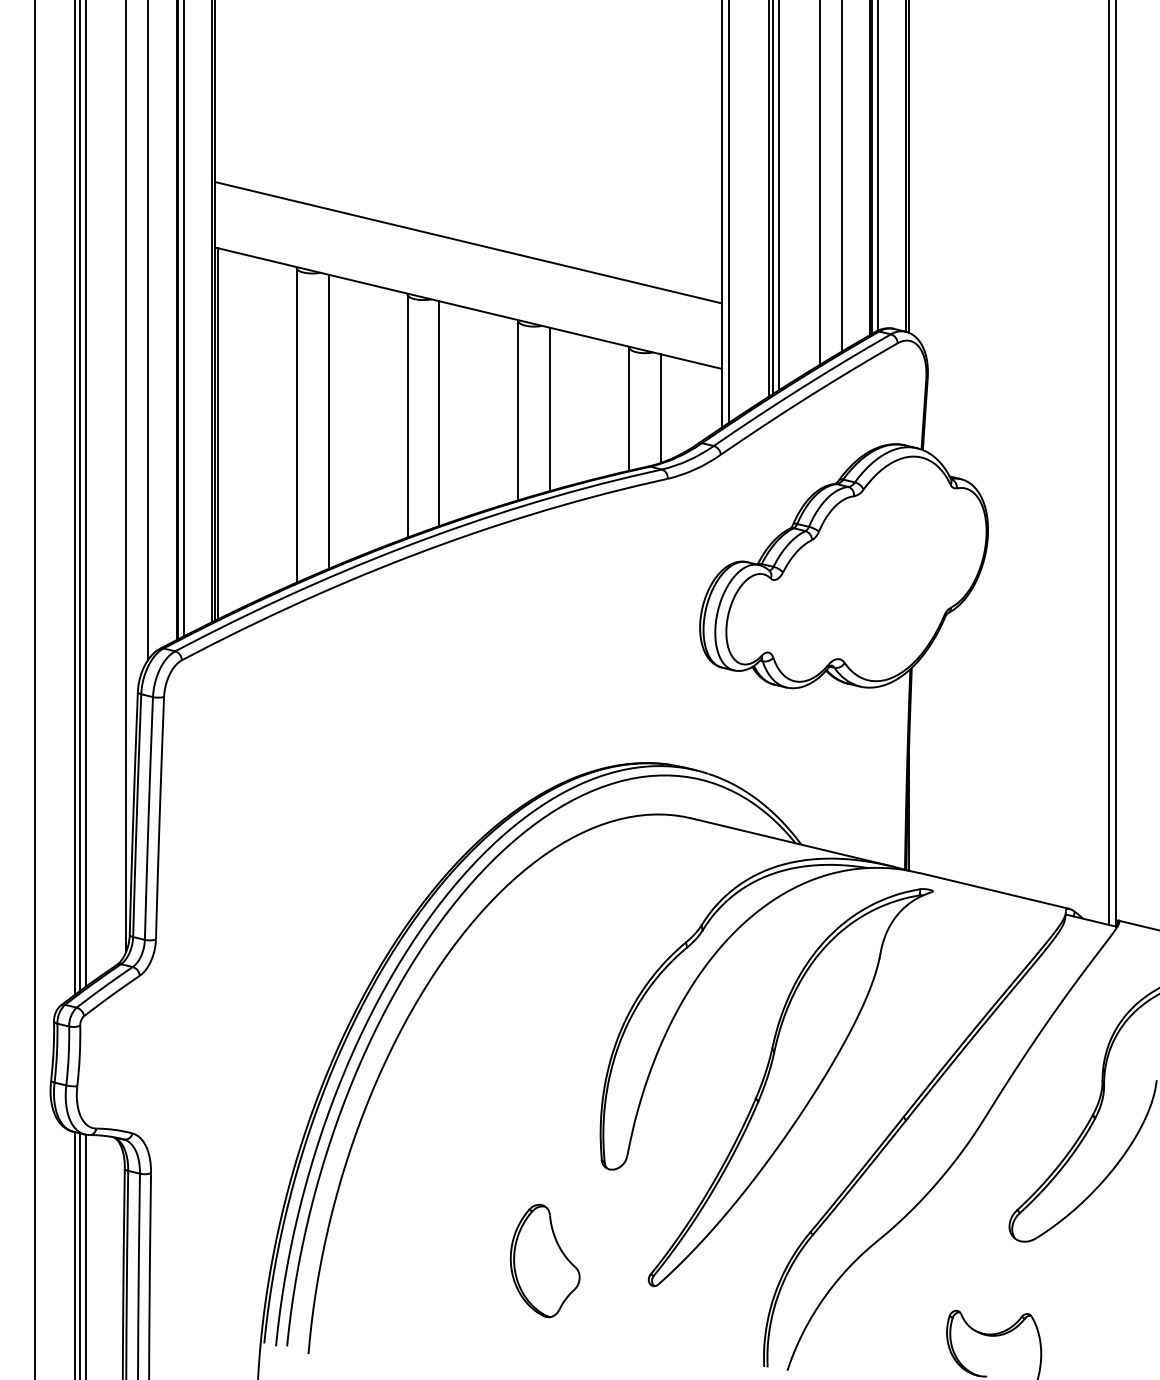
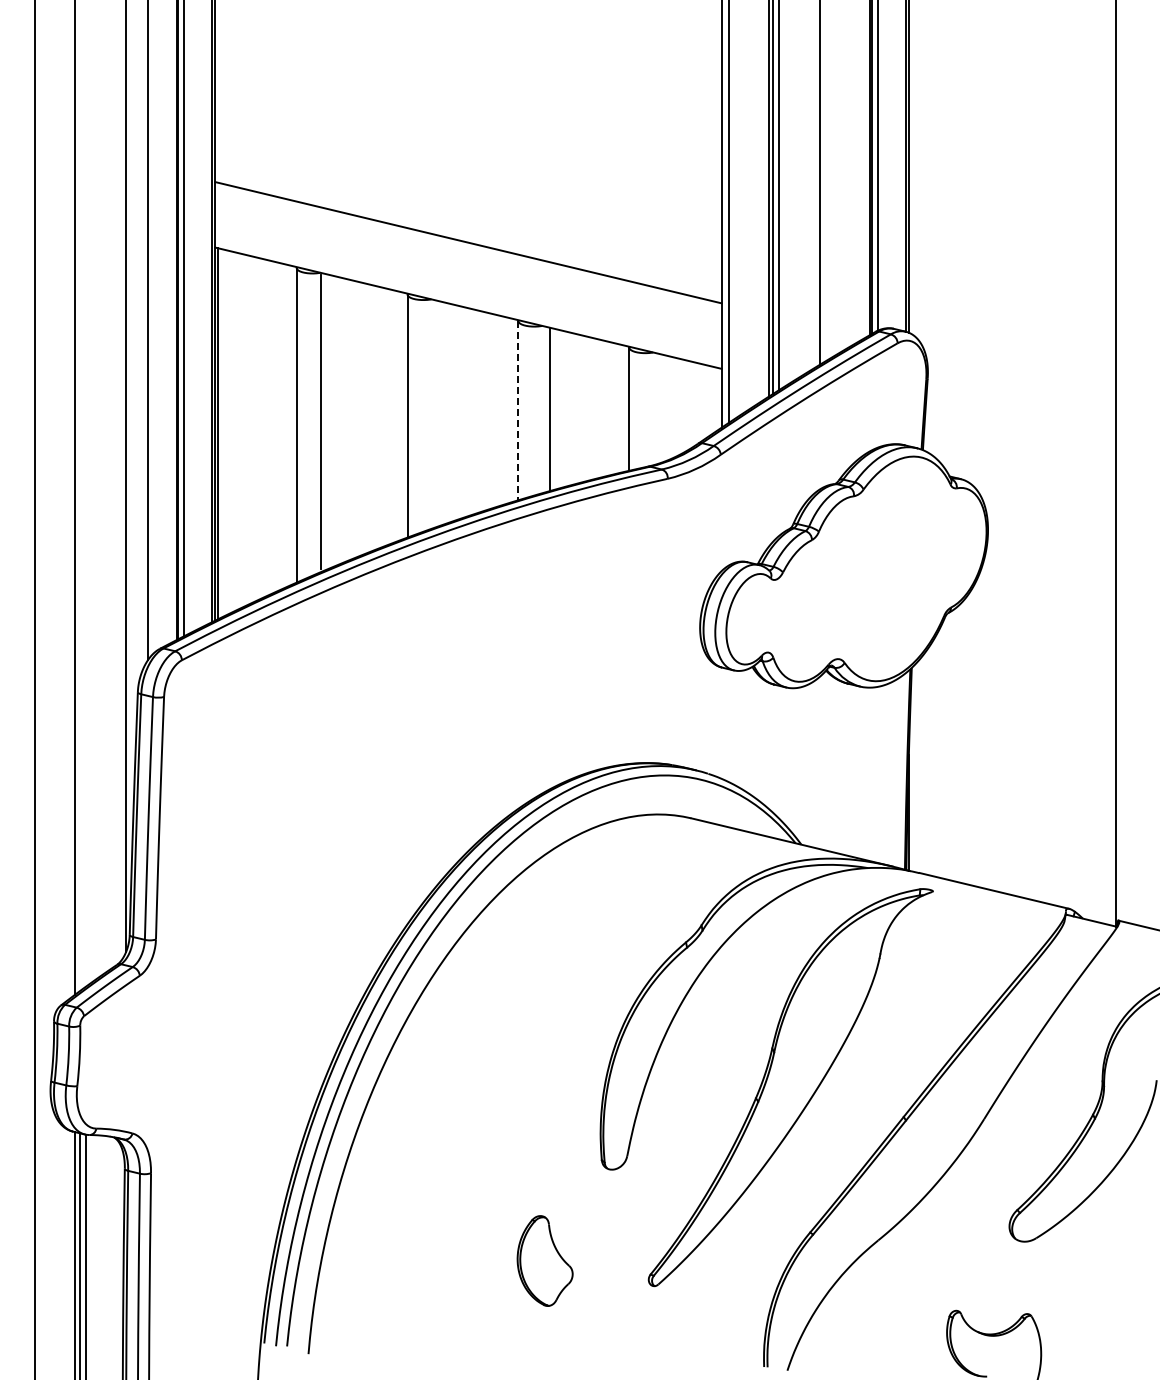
line: present -> none (842, 176)
line: present -> none (661, 408)
line: solid -> dashed (518, 410)
line: present -> none (439, 413)
line position: (328, 421) -> (320, 421) (320, 421)
line: present -> none (1109, 463)
line: present -> none (85, 494)
line: present -> none (79, 496)
part size: 72x116 px -> 58x92 px (544, 1260)
